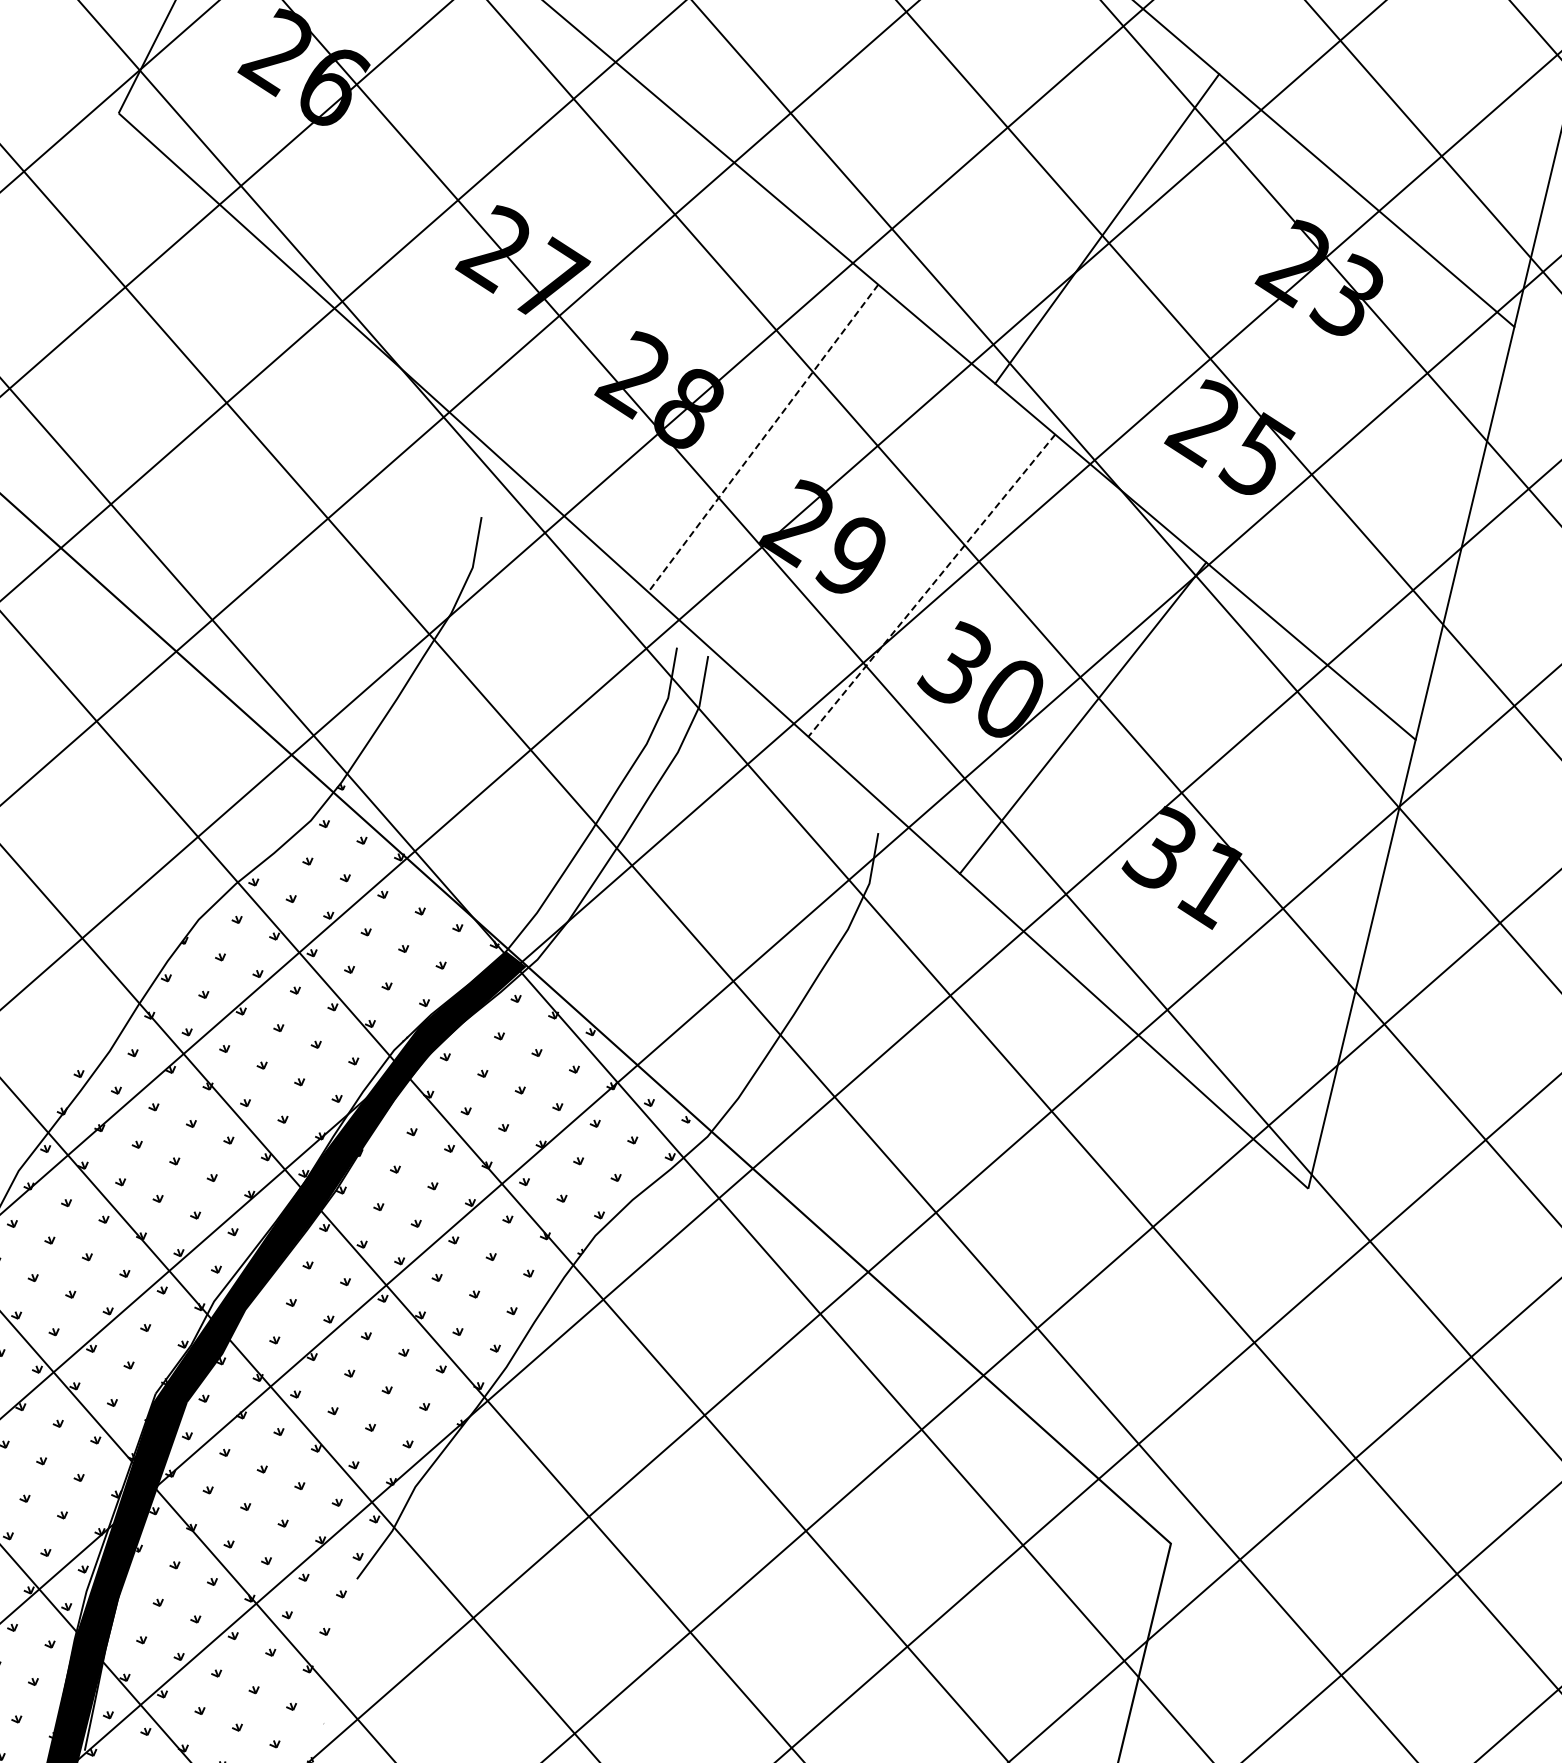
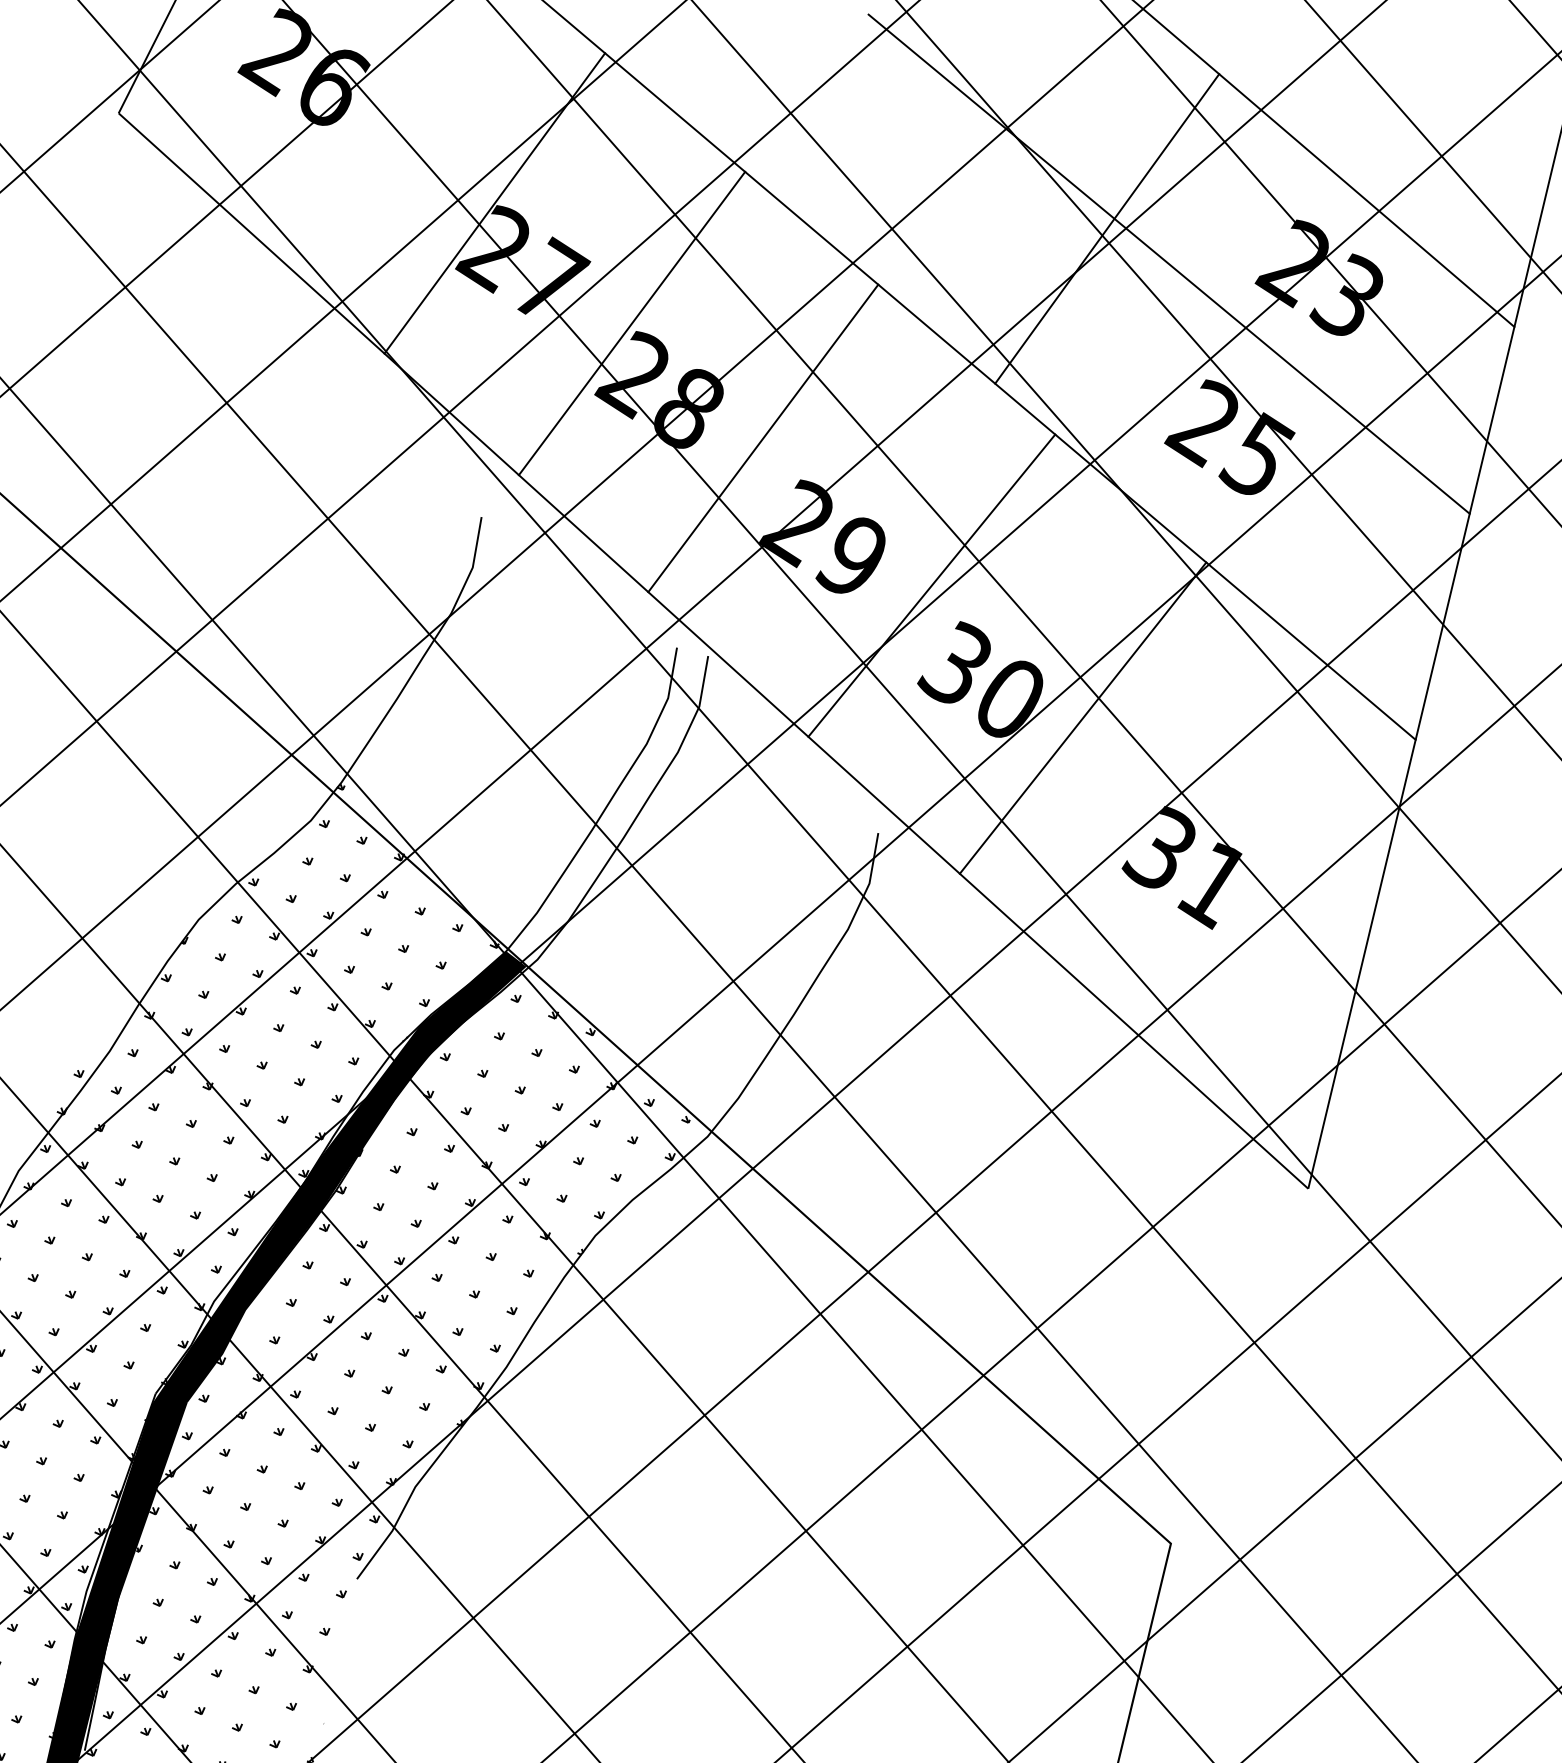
line: none -> present (494, 203)
line: none -> present (1168, 263)
line: none -> present (631, 323)
line: dashed -> solid (763, 438)
line: dashed -> solid (931, 586)
